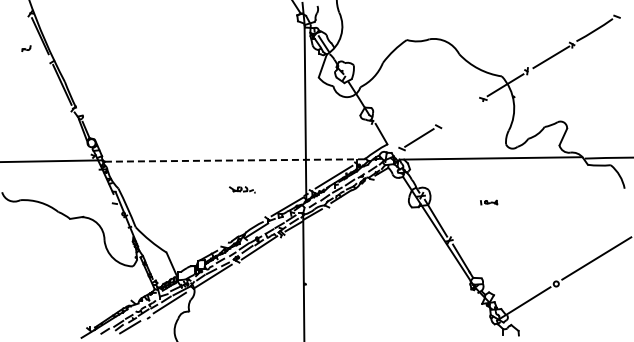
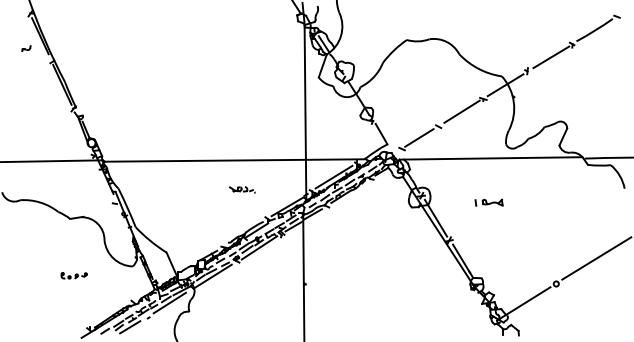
line: none -> present (461, 111)
line: dashed -> solid (234, 160)
part size: 19x7 px -> 30x9 px (488, 202)
part: none -> present (73, 275)
